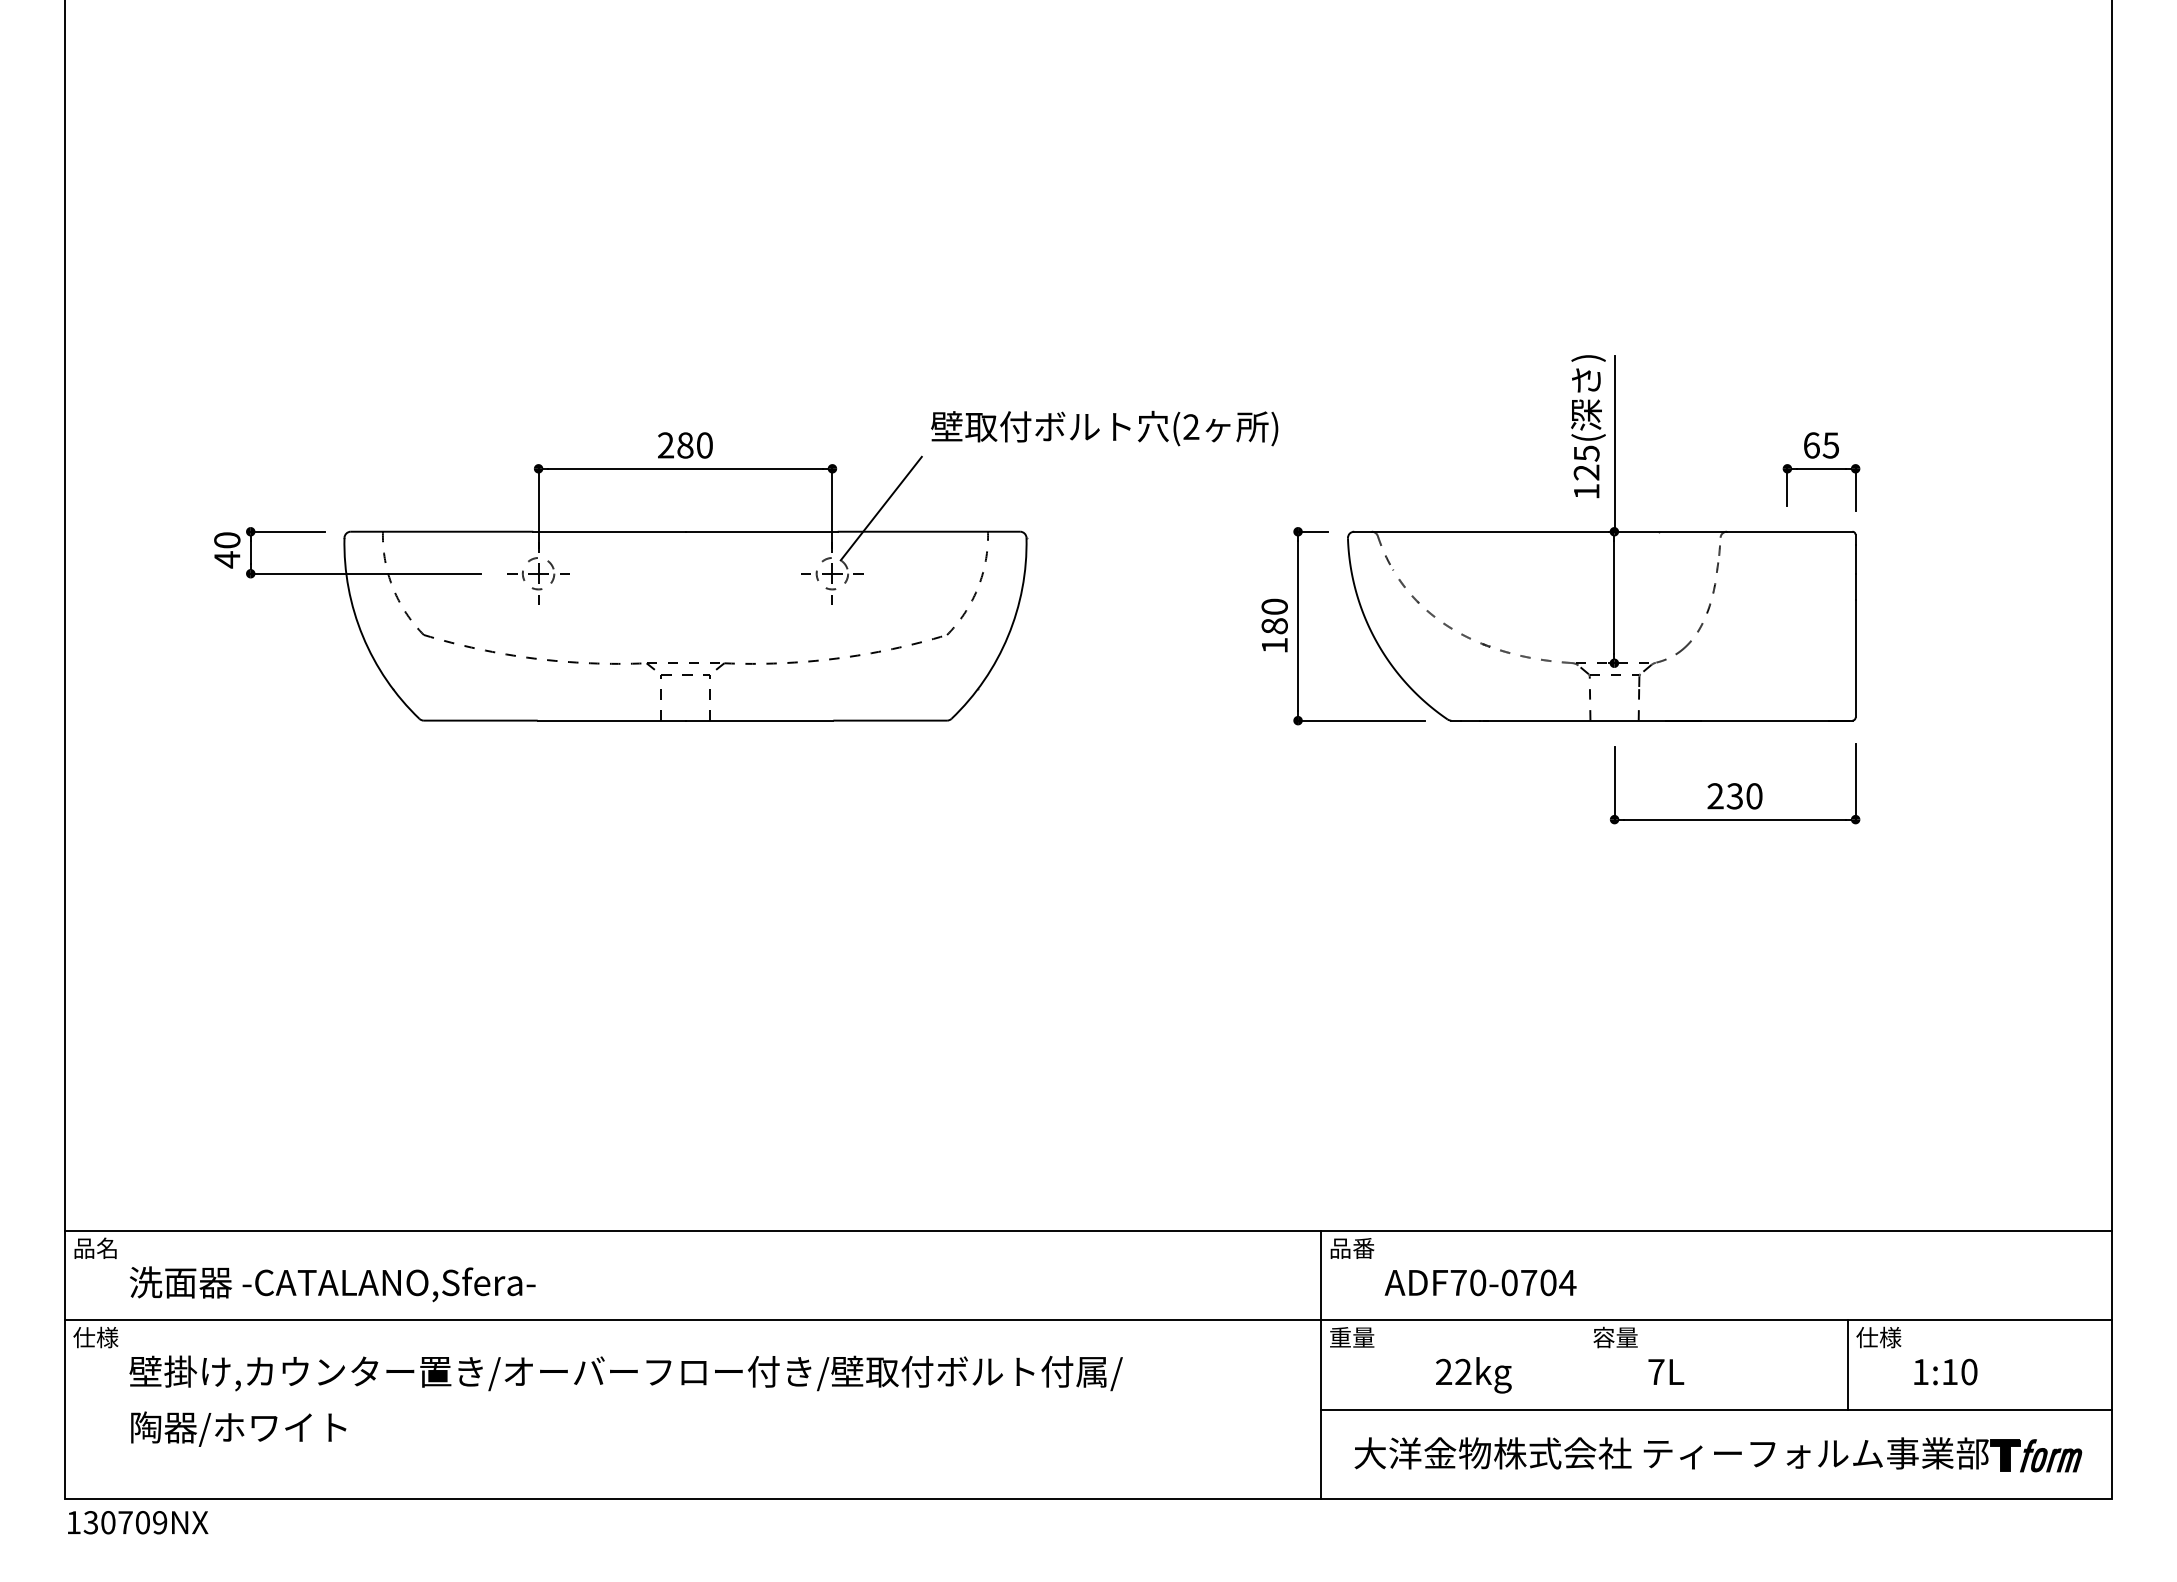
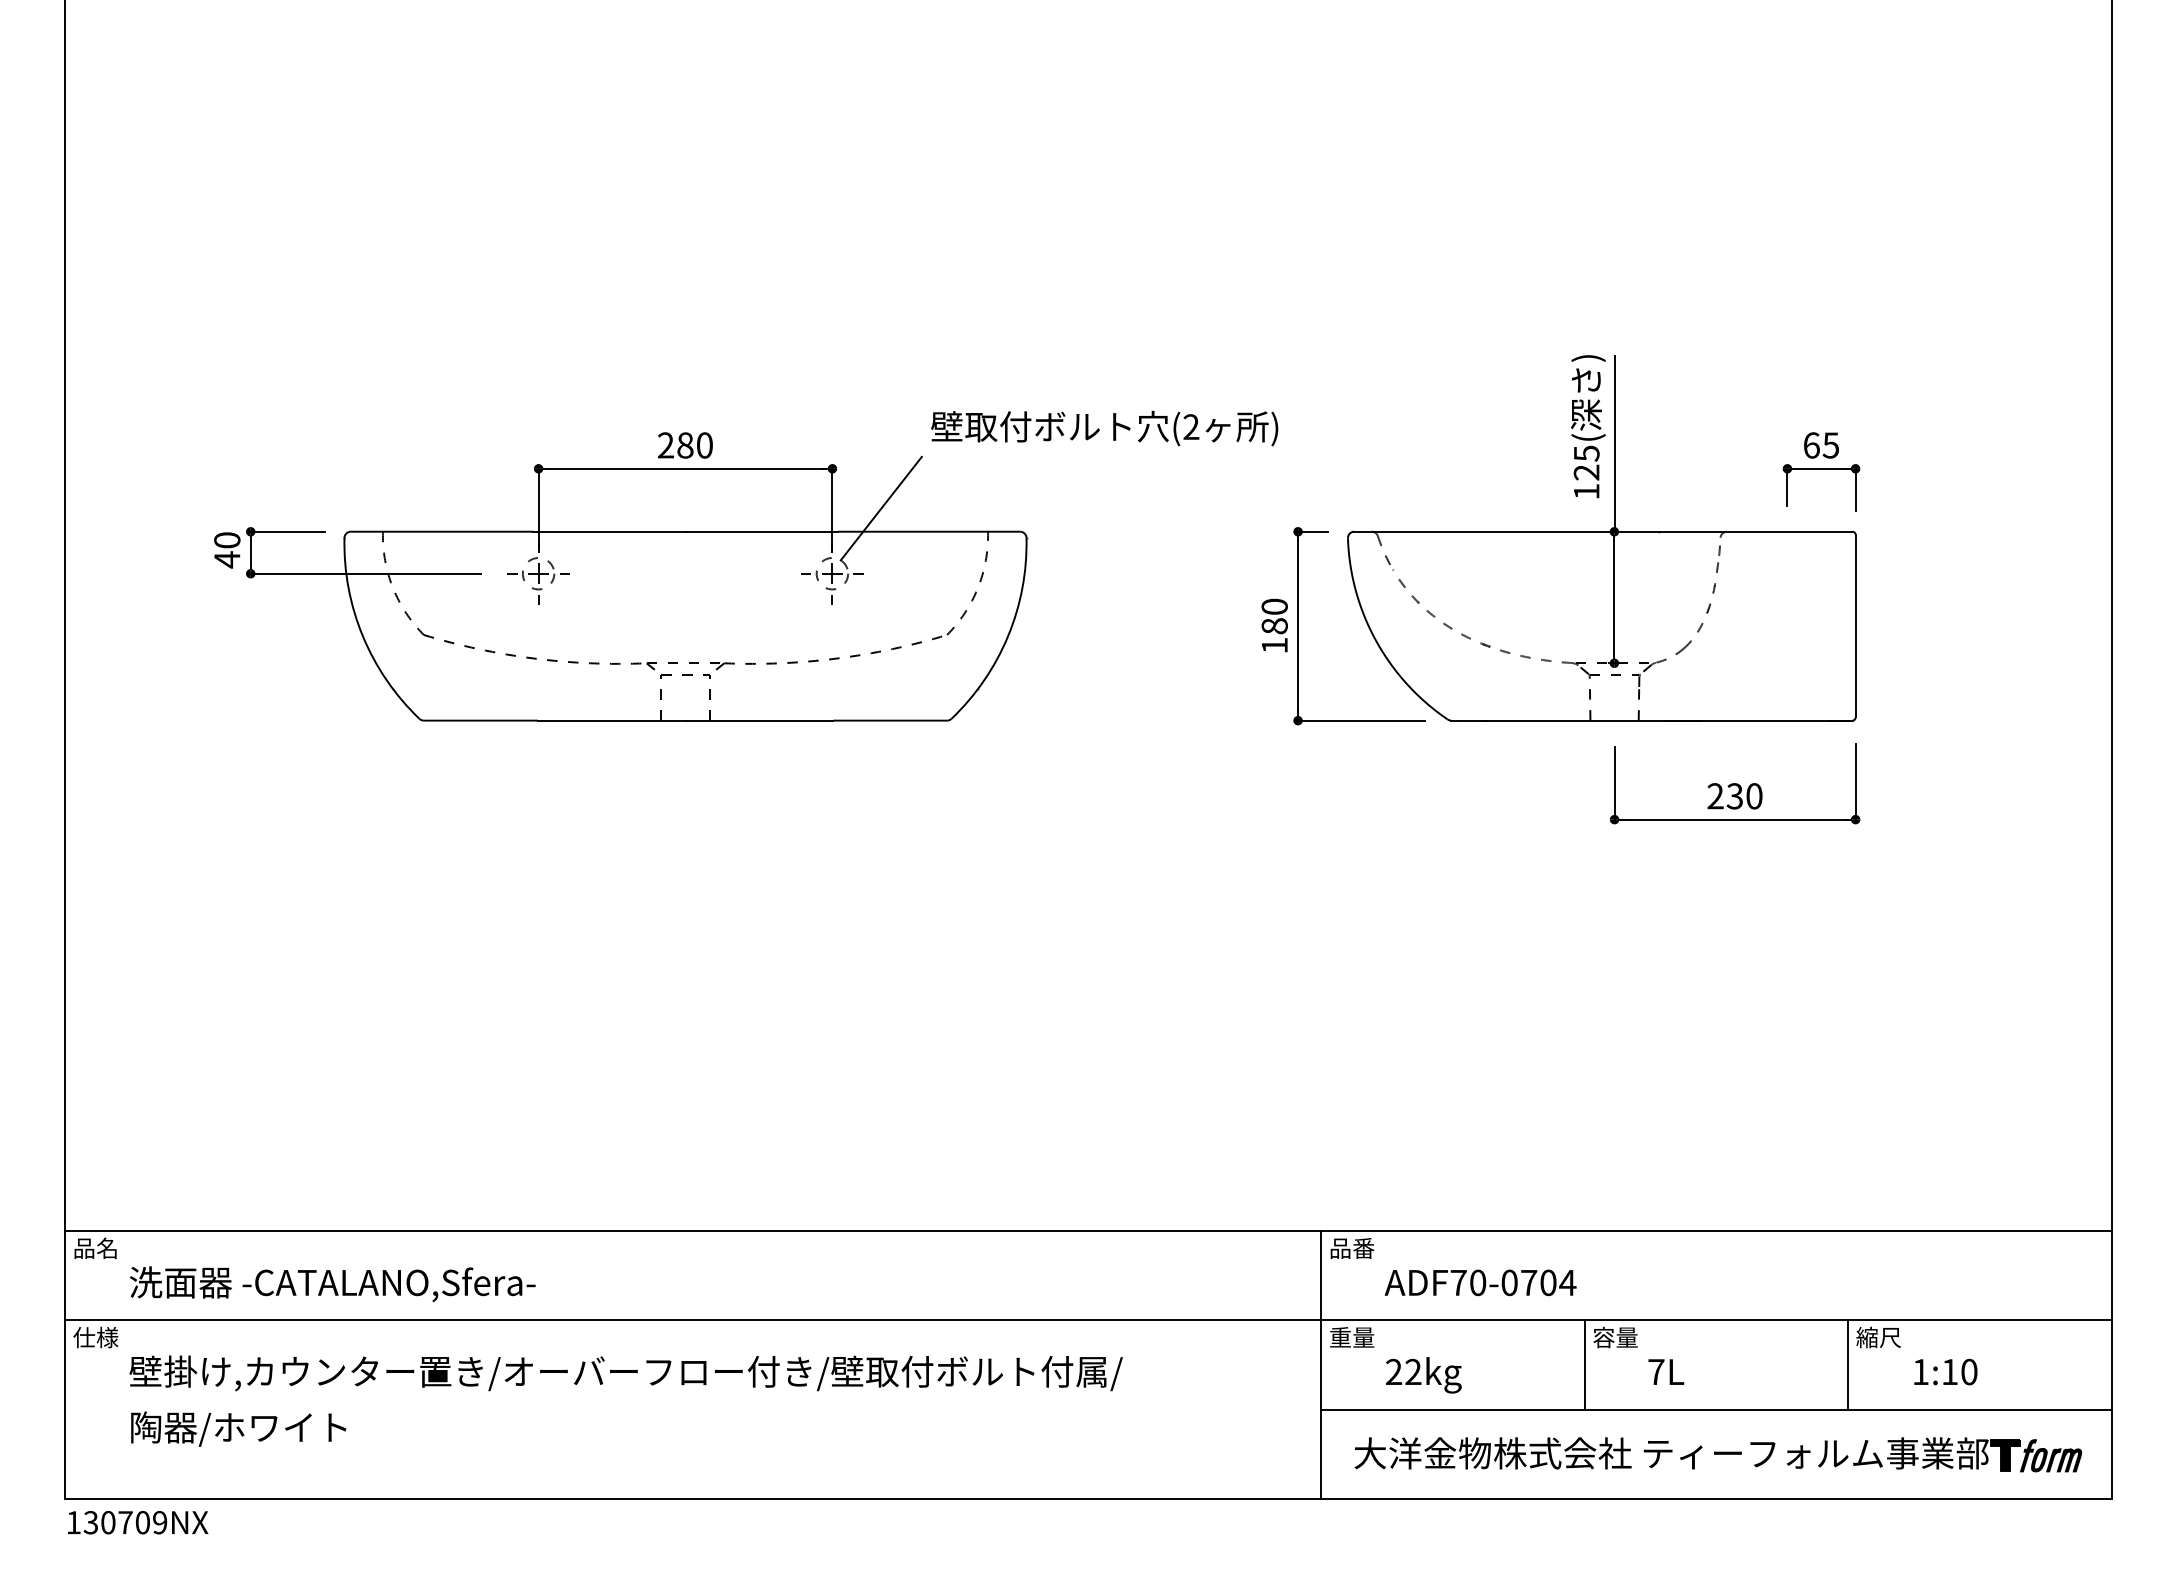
text: 仕様 -> 縮尺 (1878, 1337)
line: none -> present (1584, 1364)
text position: (1473, 1375) -> (1423, 1375) (1423, 1375)
